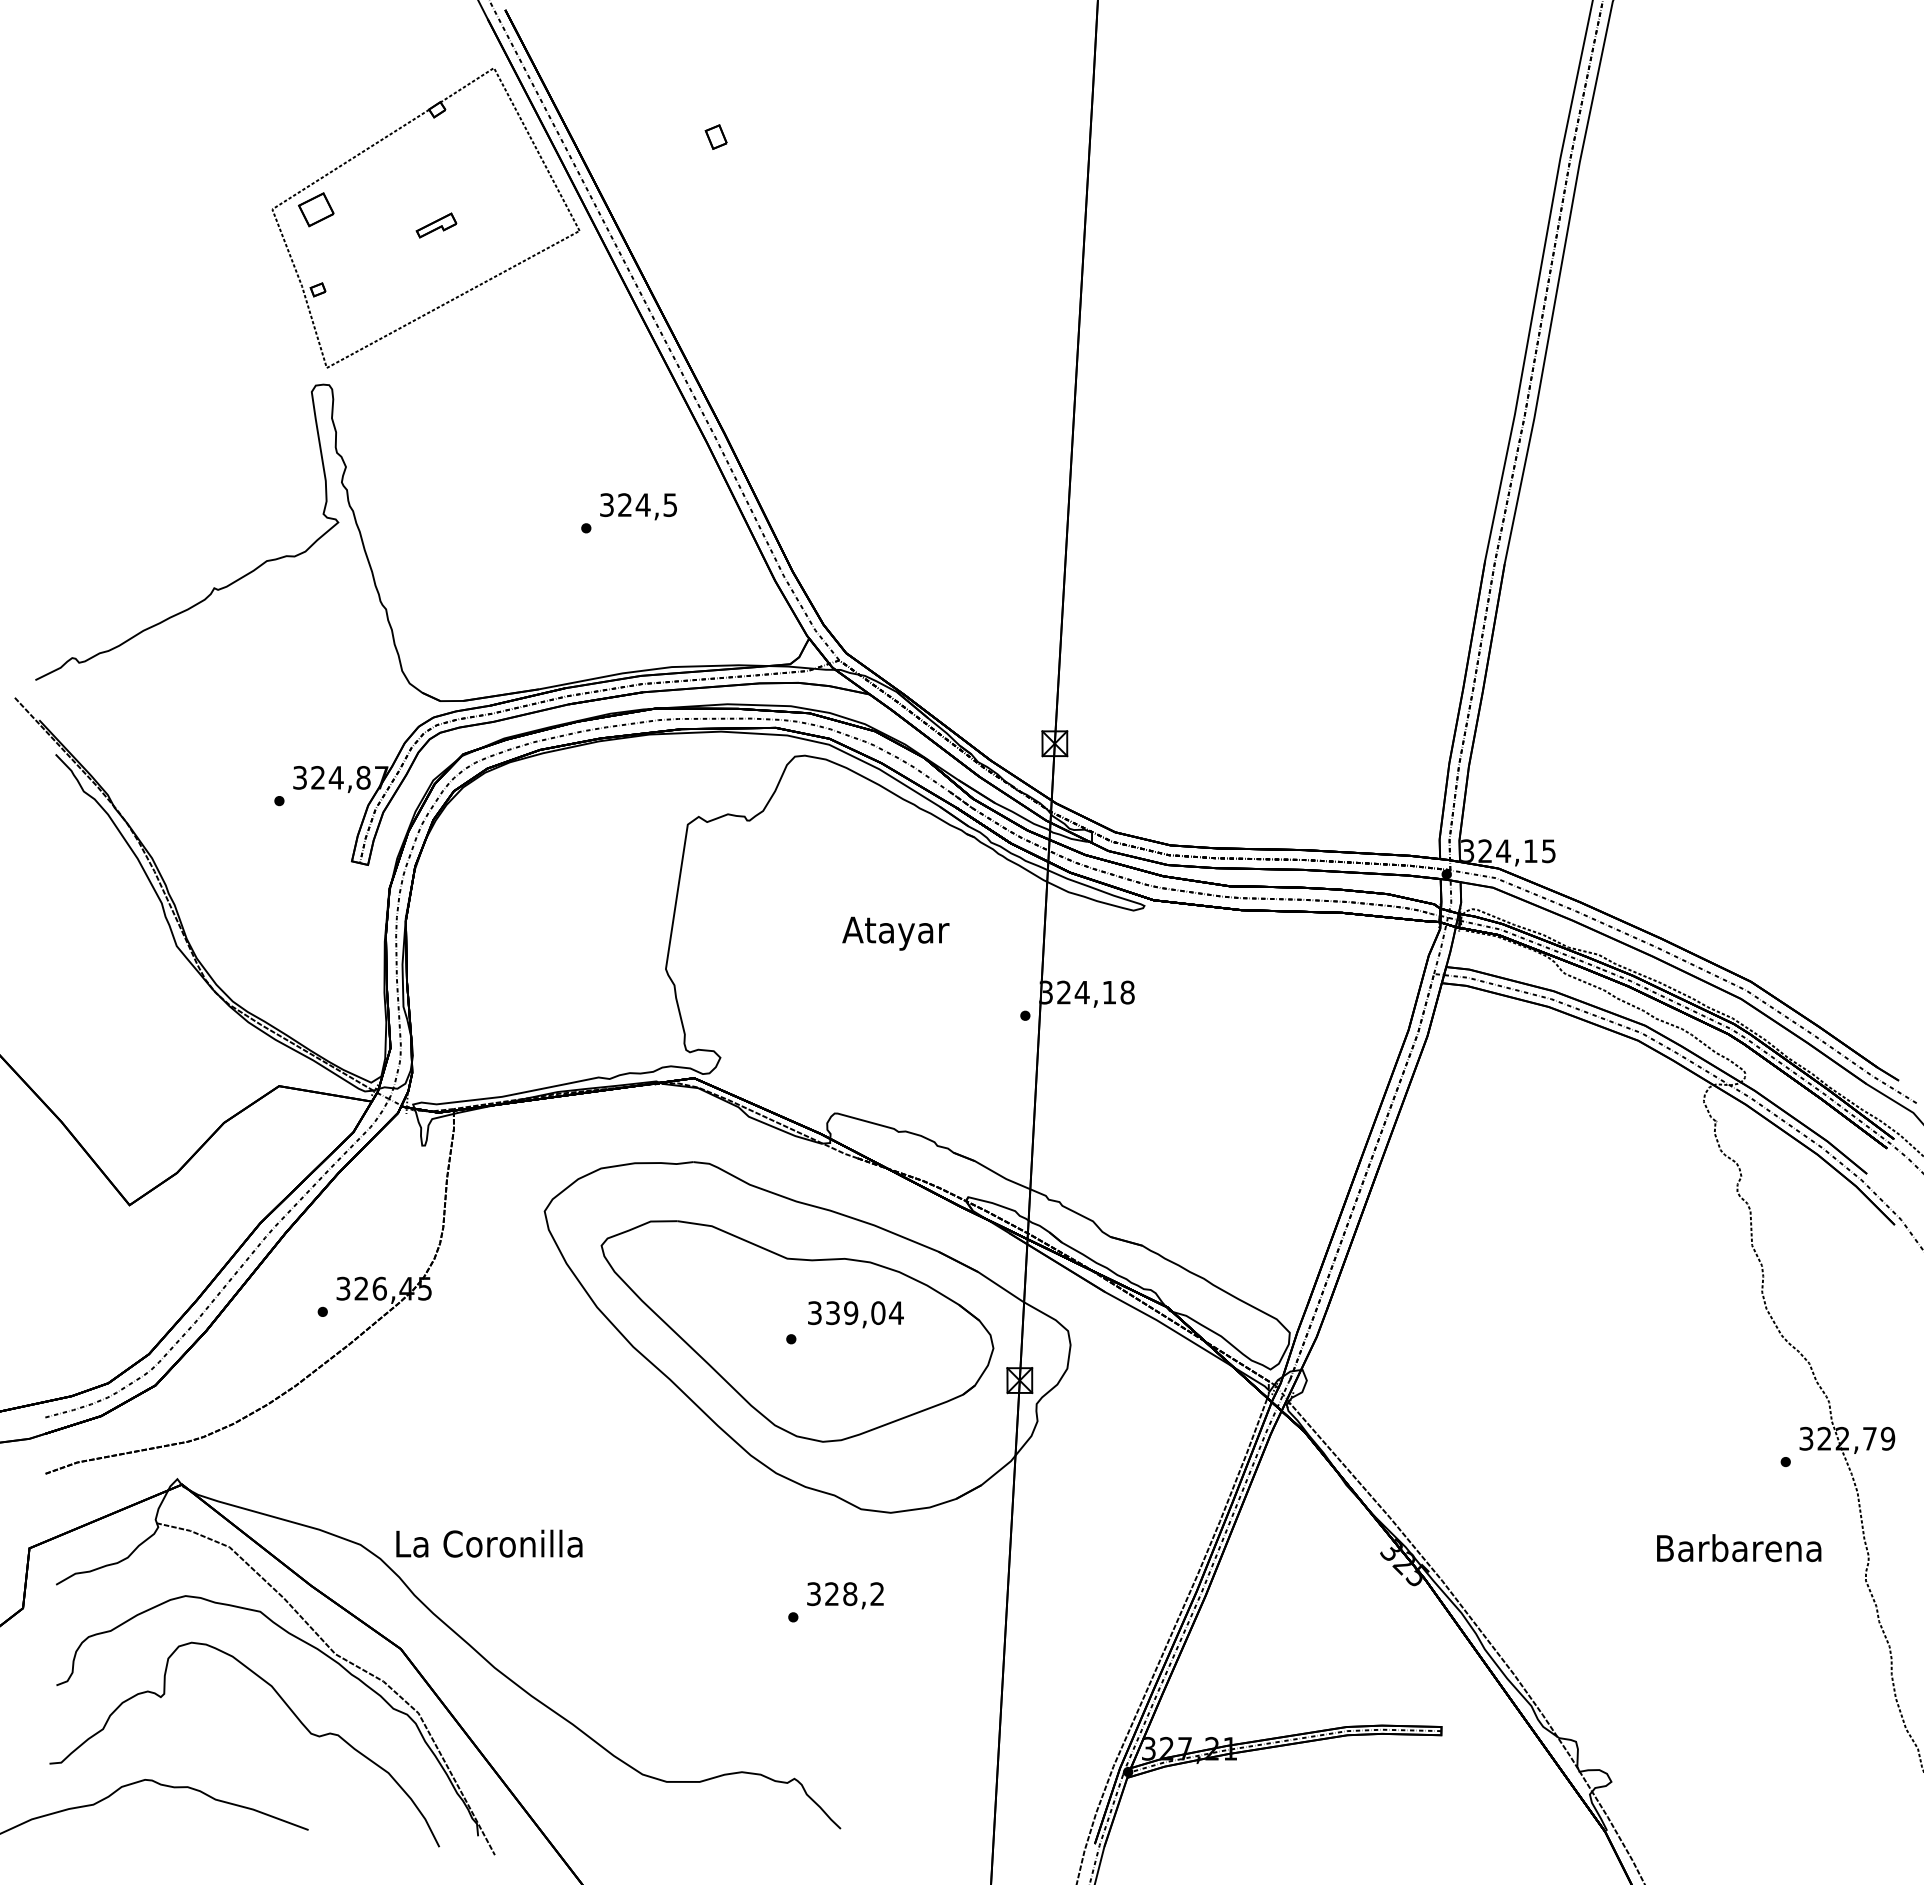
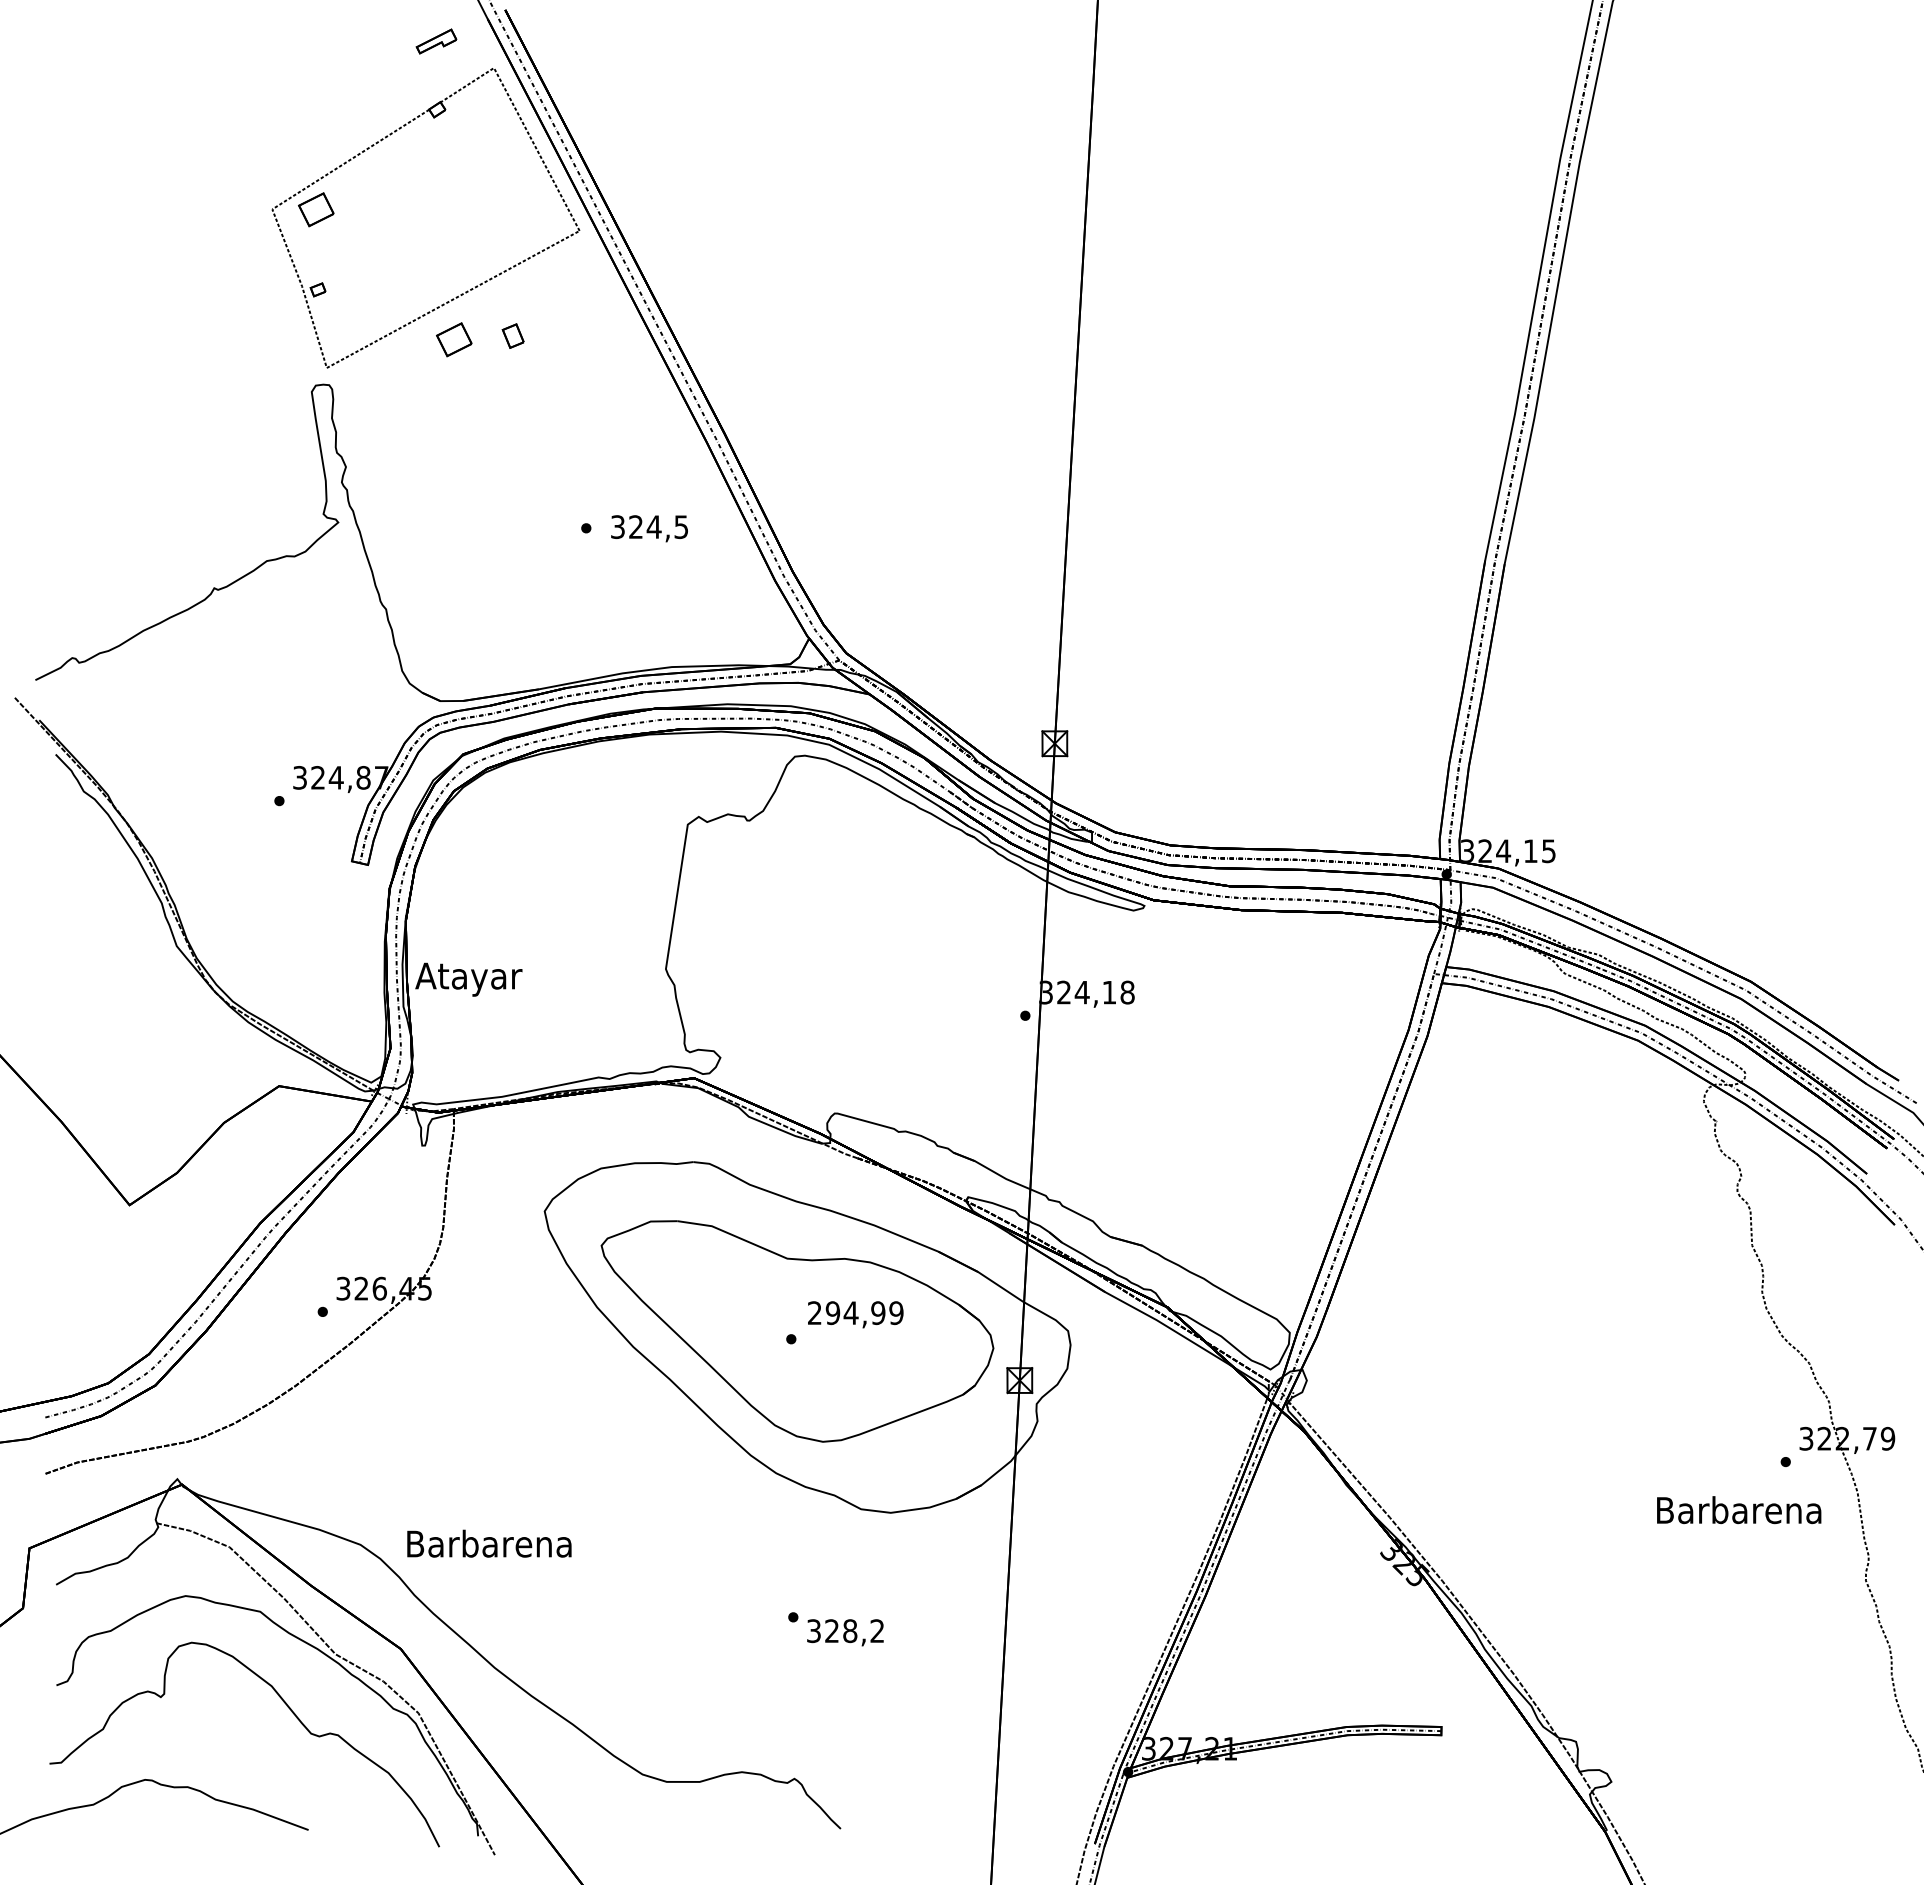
part position: (715, 136) -> (512, 335) (512, 335)
part position: (436, 225) -> (436, 41) (436, 41)
part: none -> present (454, 339)
text position: (638, 506) -> (649, 528) (649, 528)
text position: (895, 933) -> (468, 979) (468, 979)
text: 339,04 -> 294,99 (855, 1313)
text: La Coronilla -> Barbarena (489, 1543)
text position: (1739, 1548) -> (1739, 1510) (1739, 1510)
text position: (845, 1595) -> (845, 1632) (845, 1632)
